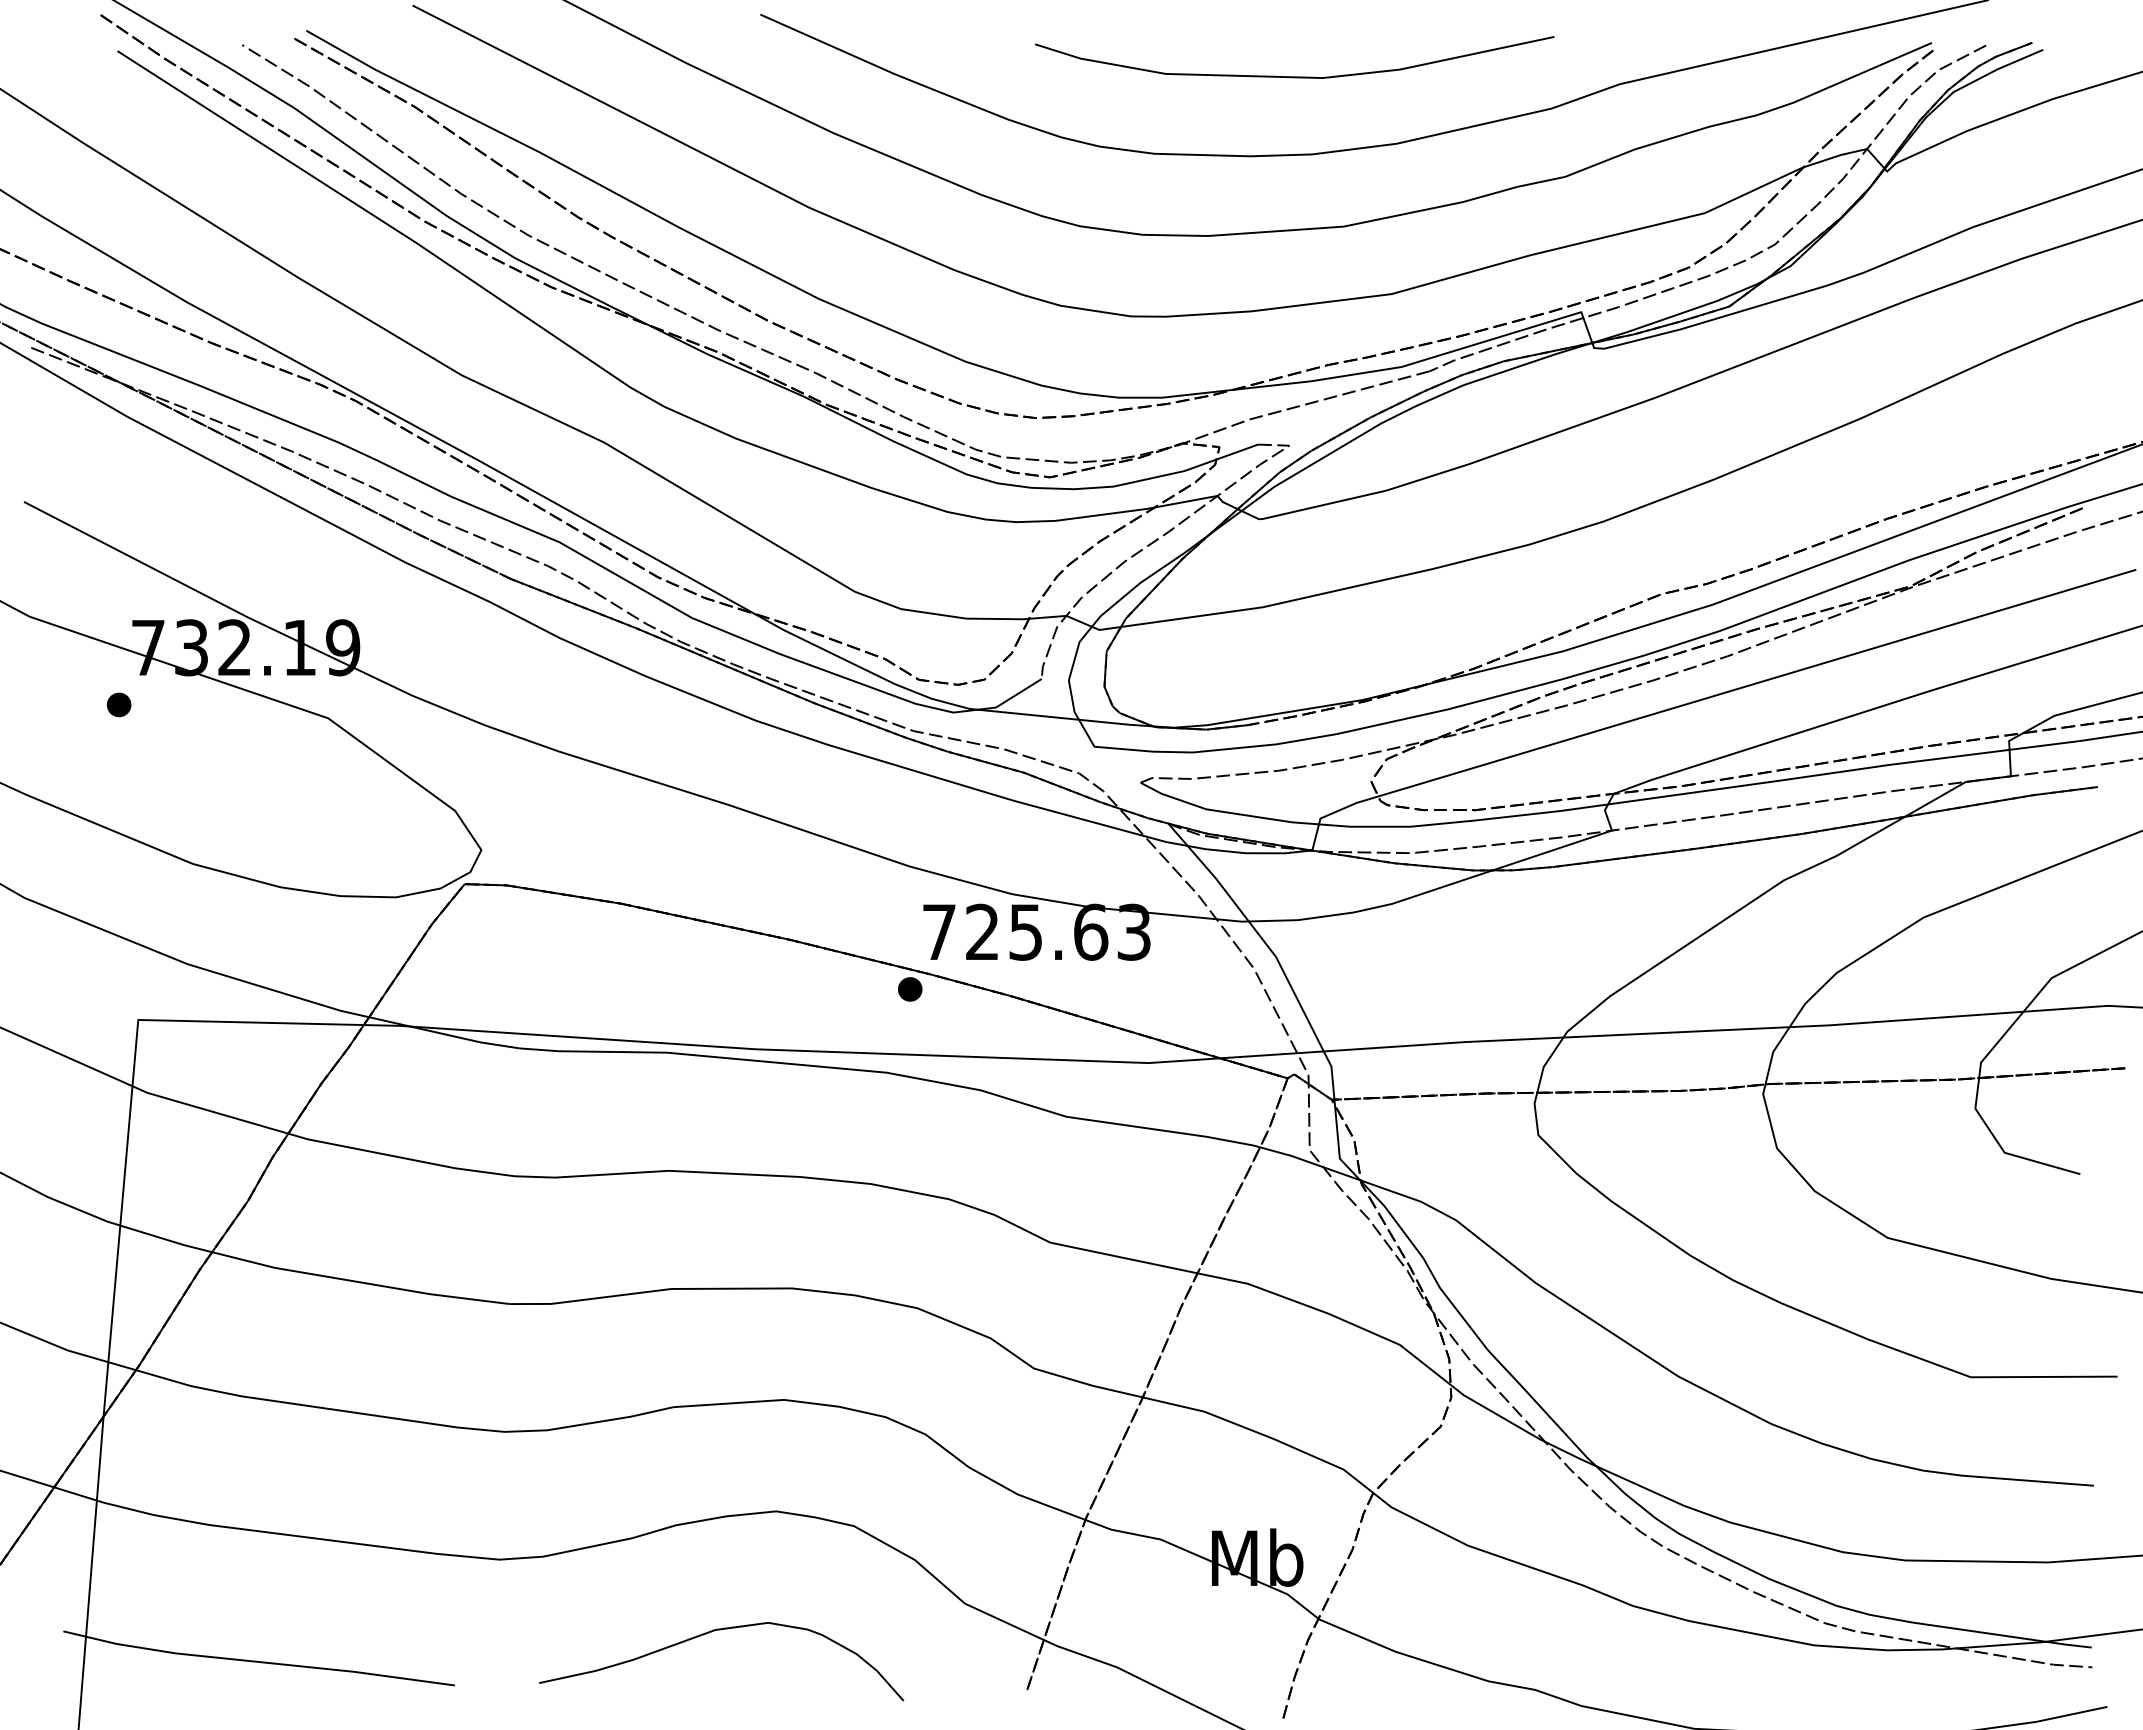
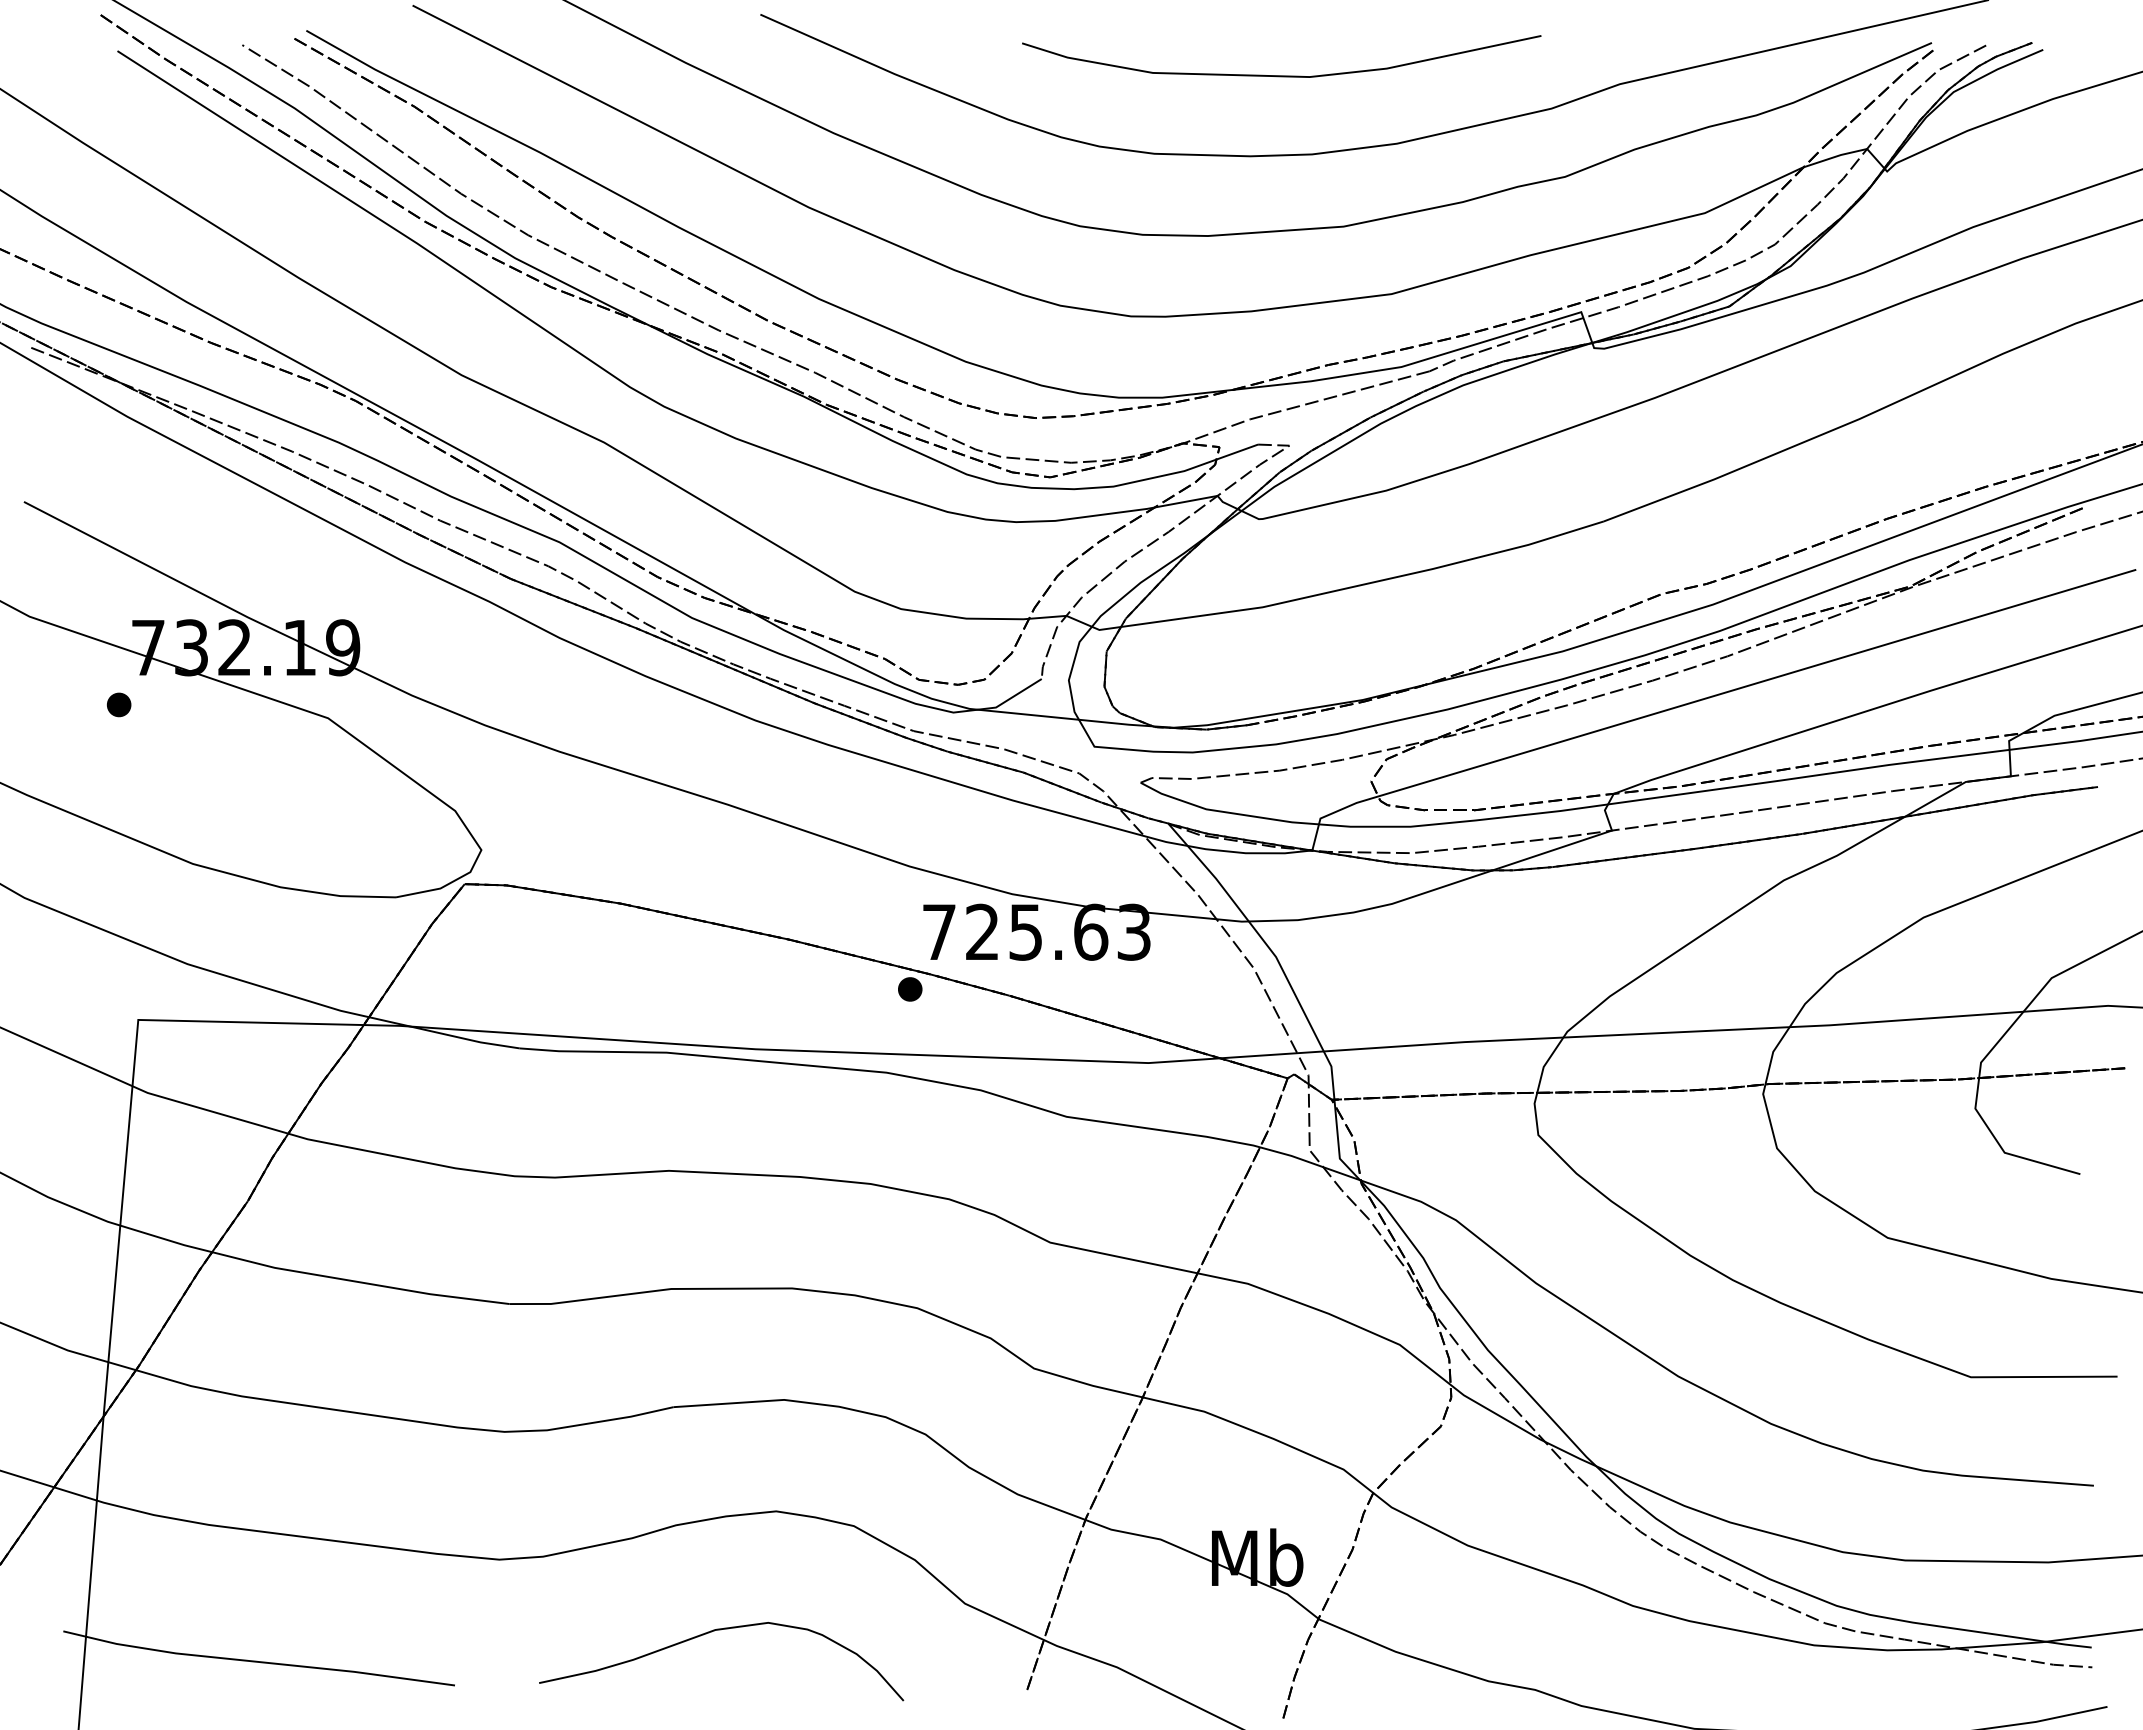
curve position: (1294, 76) -> (1281, 75) (1281, 75)
